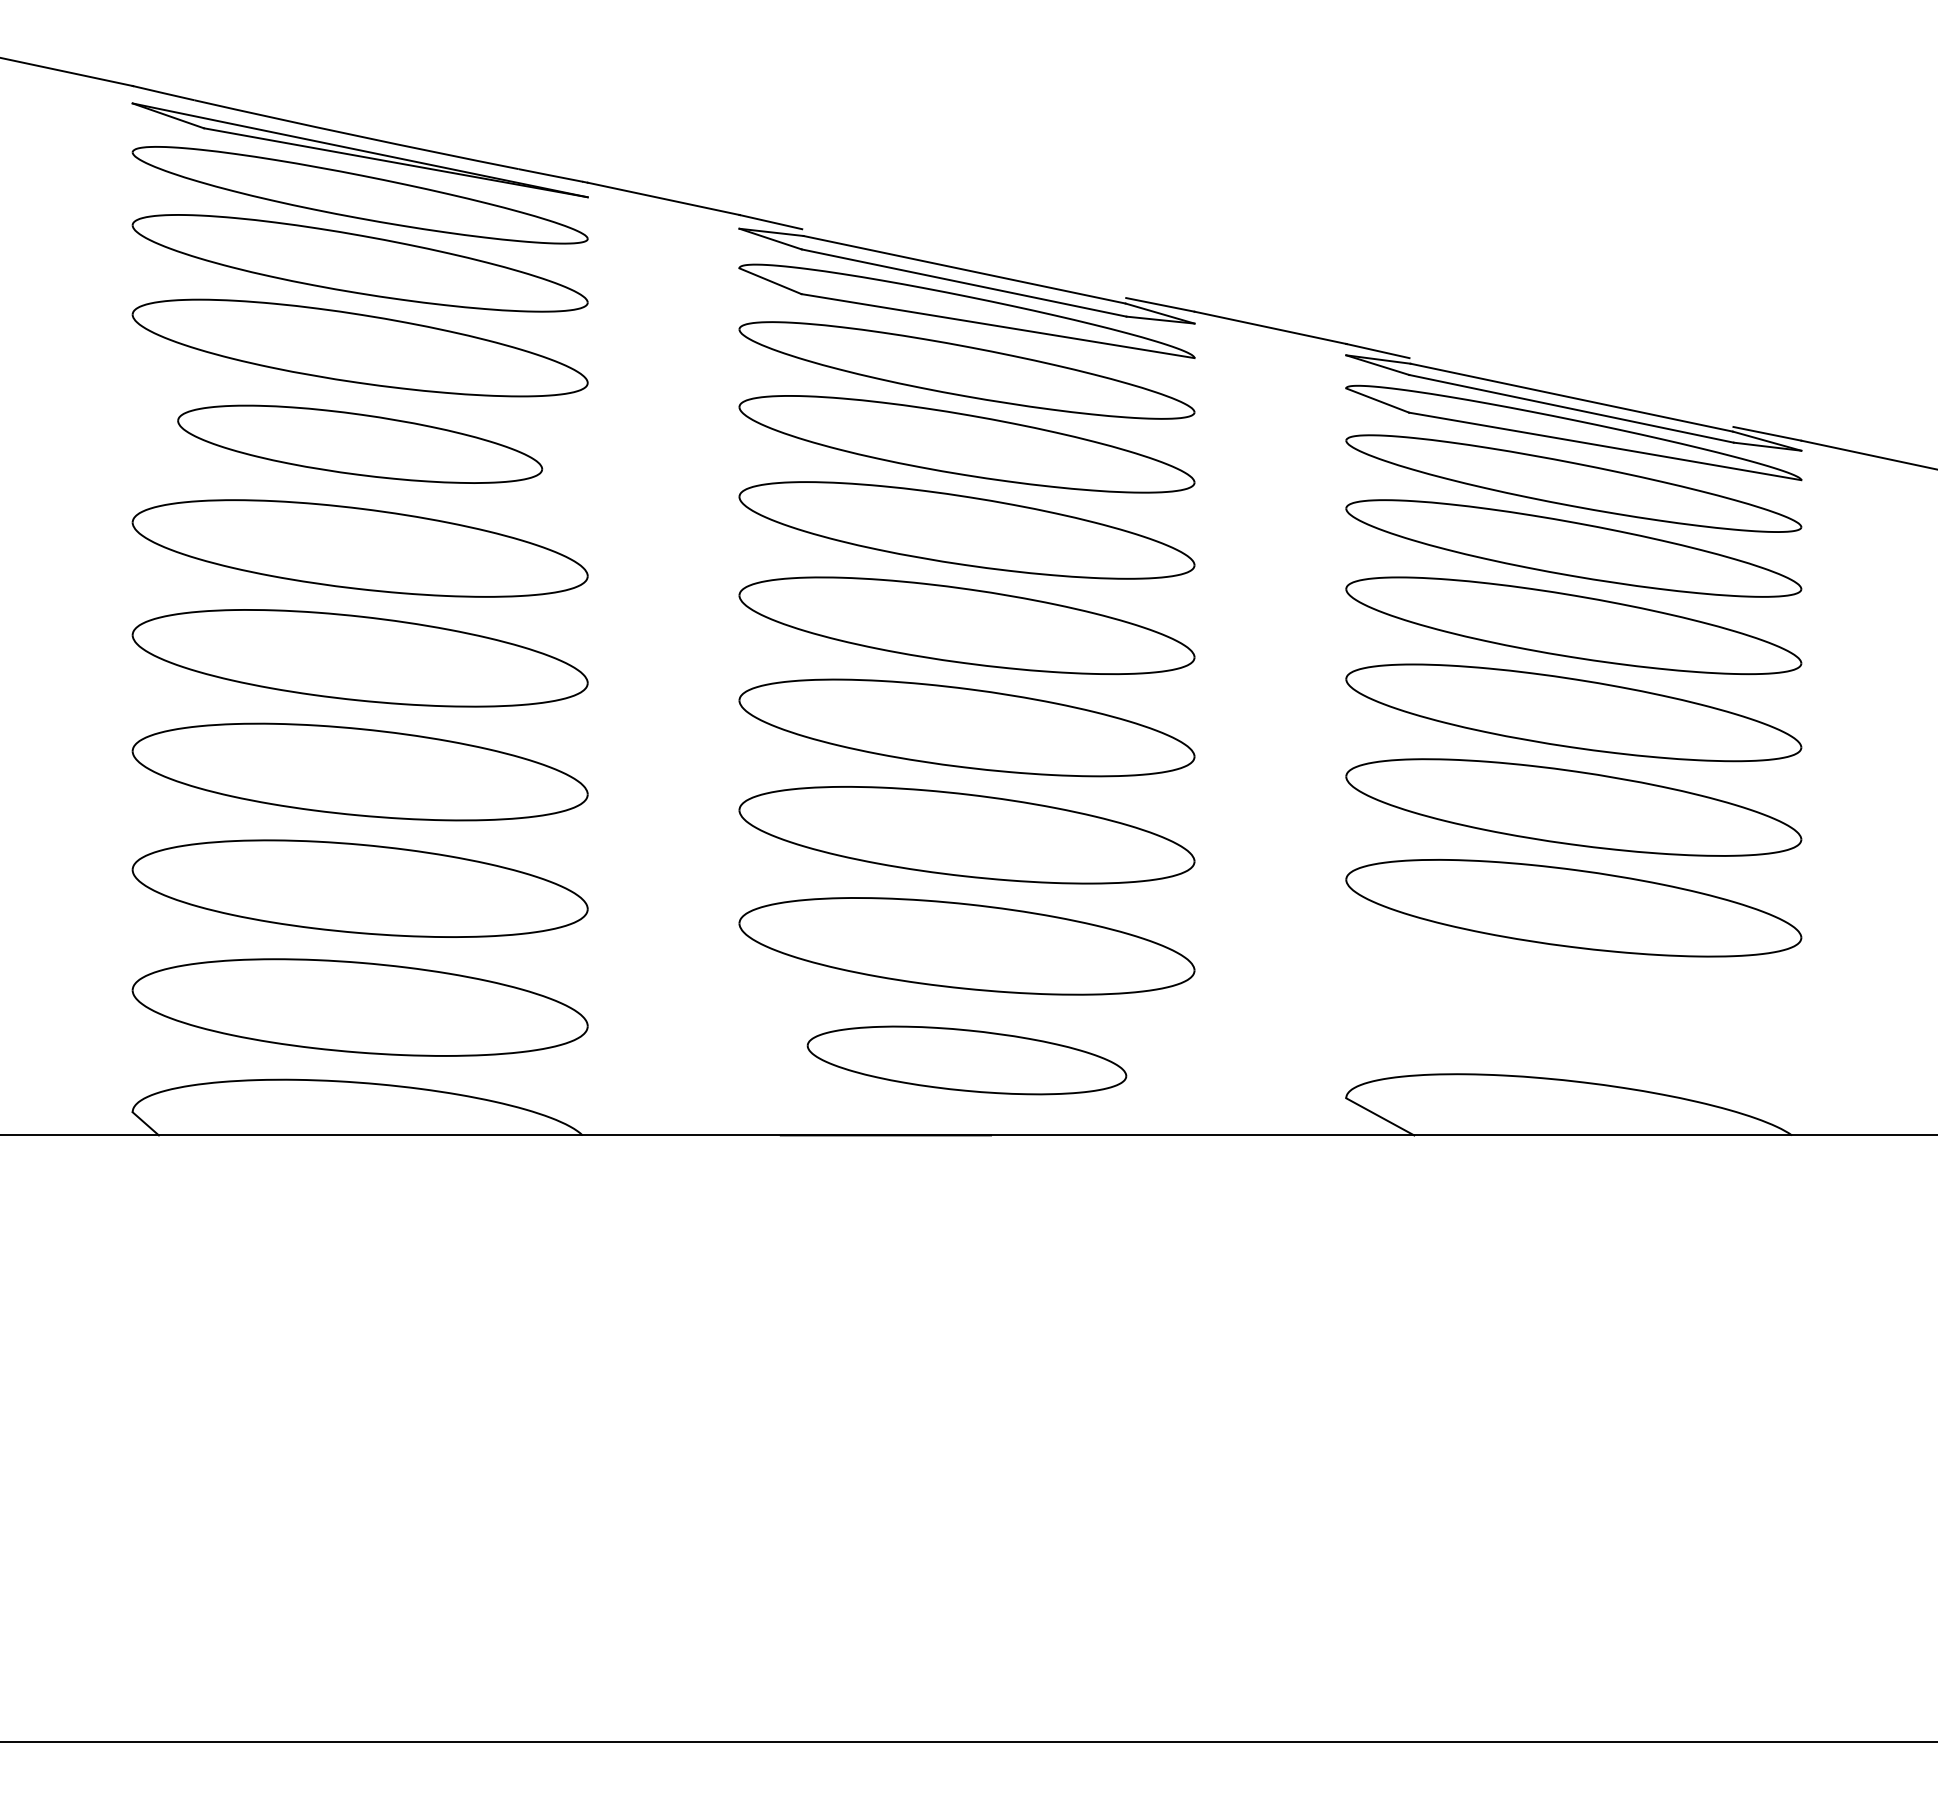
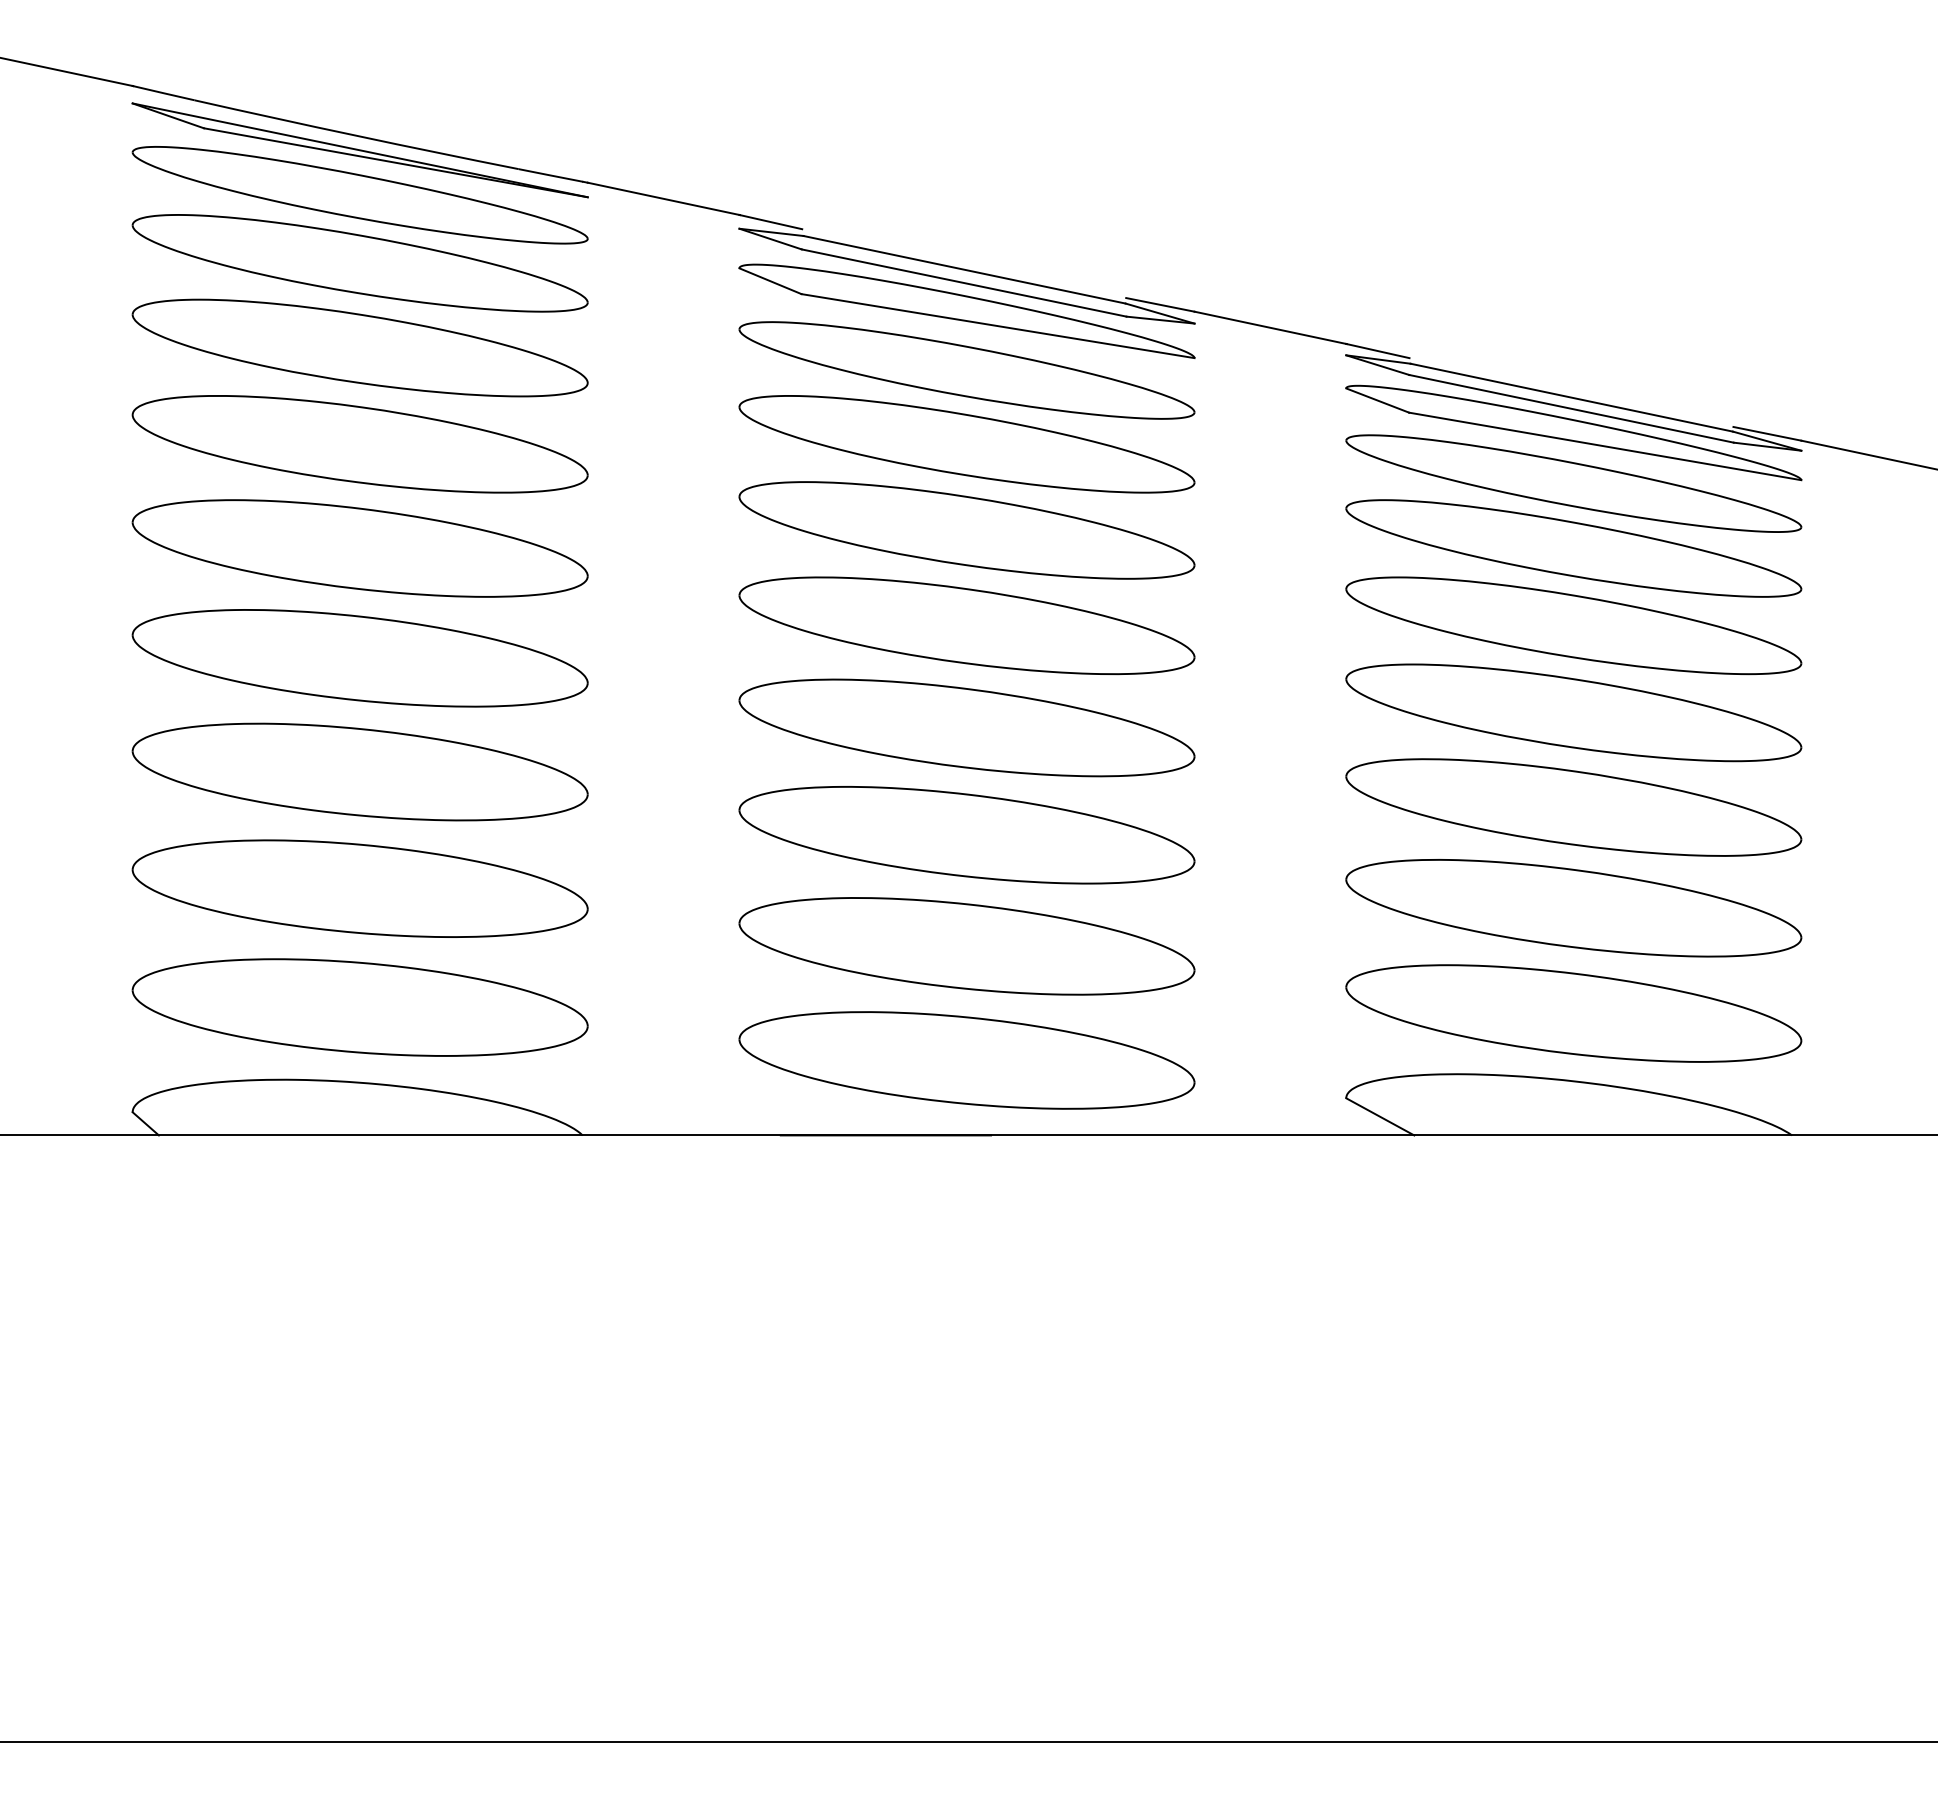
part size: 367x80 px -> 458x99 px (359, 444)
part: none -> present (1573, 1013)
part size: 322x71 px -> 458x99 px (966, 1060)
